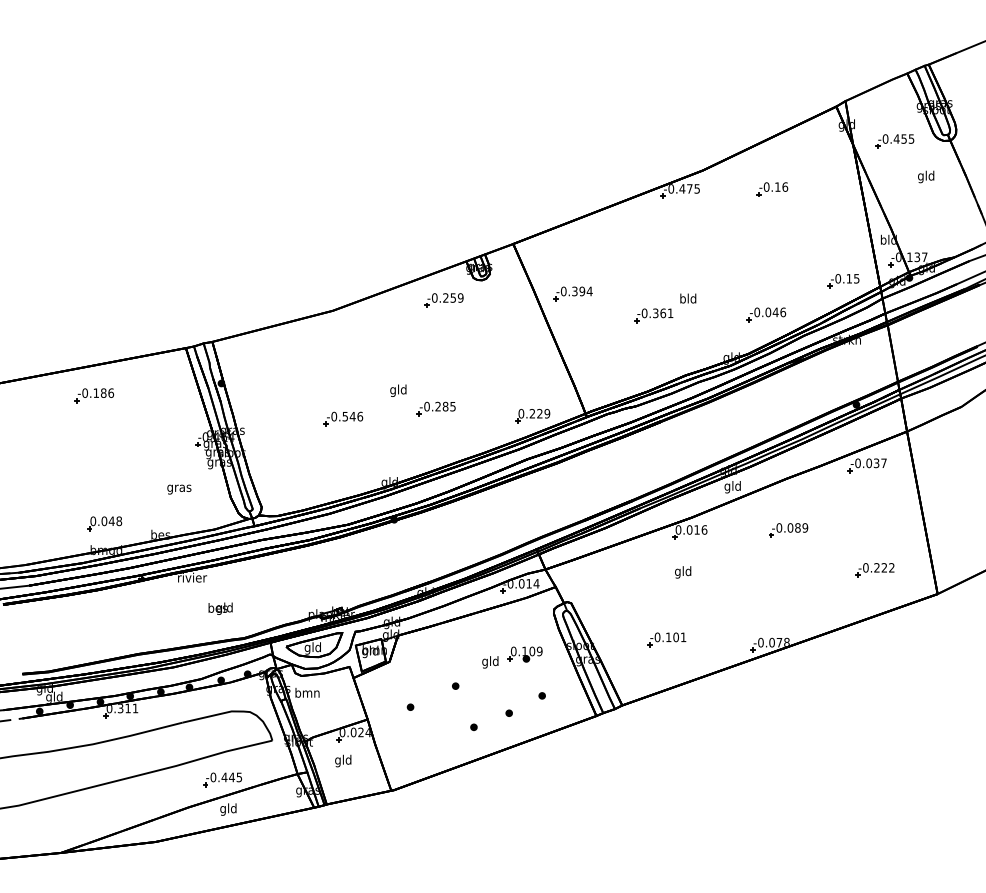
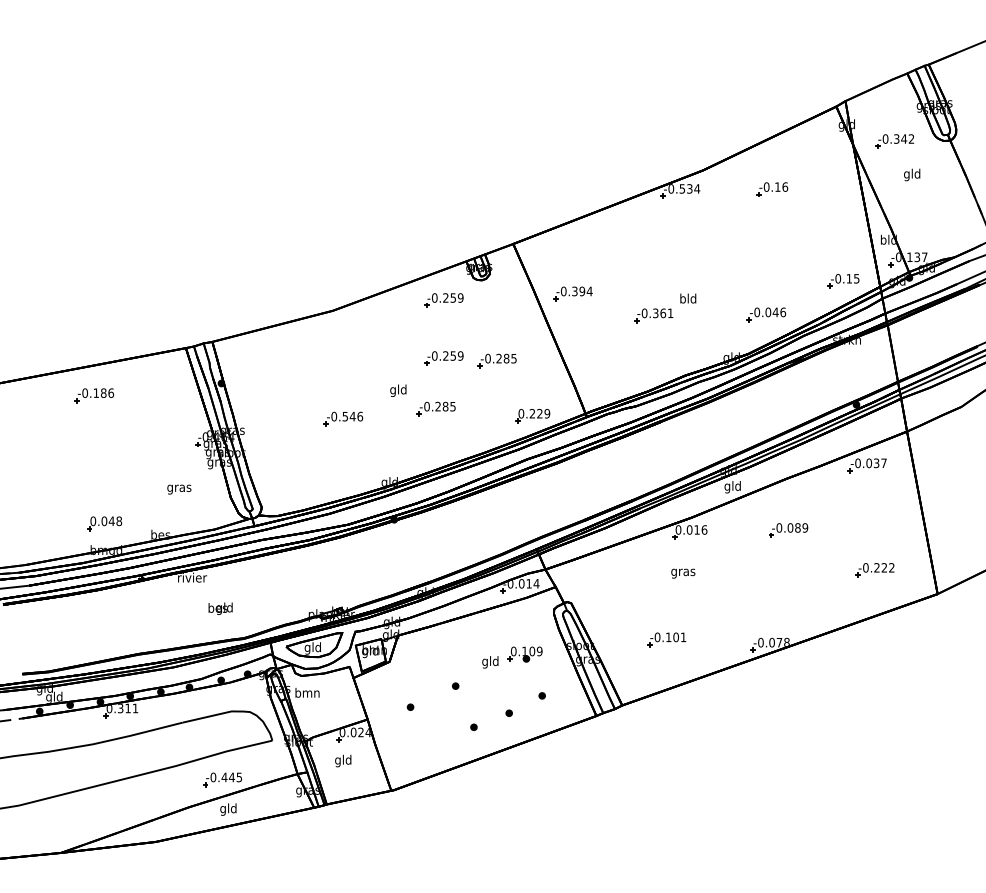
text: -0.455 -> -0.342 (903, 138)
text position: (926, 176) -> (912, 174) (912, 174)
text: -0.475 -> -0.534 (689, 188)
part: none -> present (443, 358)
part: none -> present (496, 360)
text: gld -> gras (683, 572)
